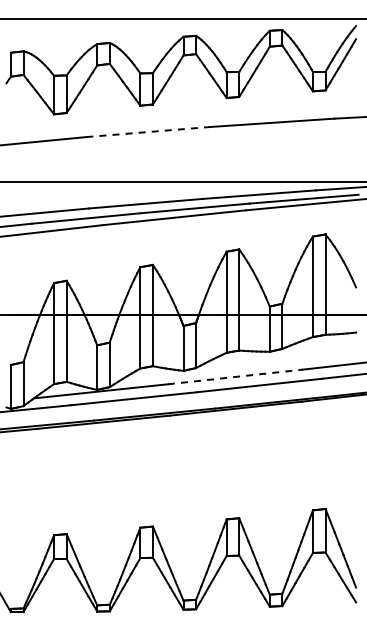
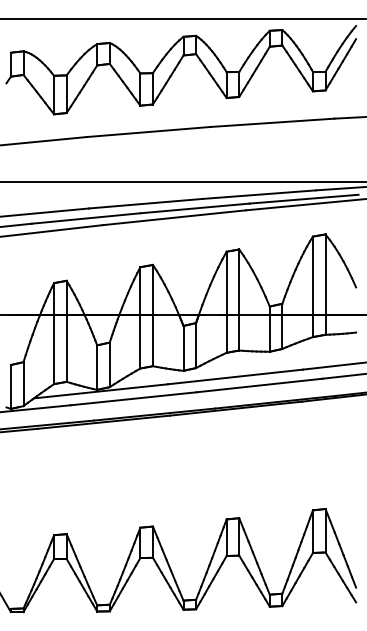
line: dashed -> solid (148, 132)
line: dashed -> solid (235, 376)
